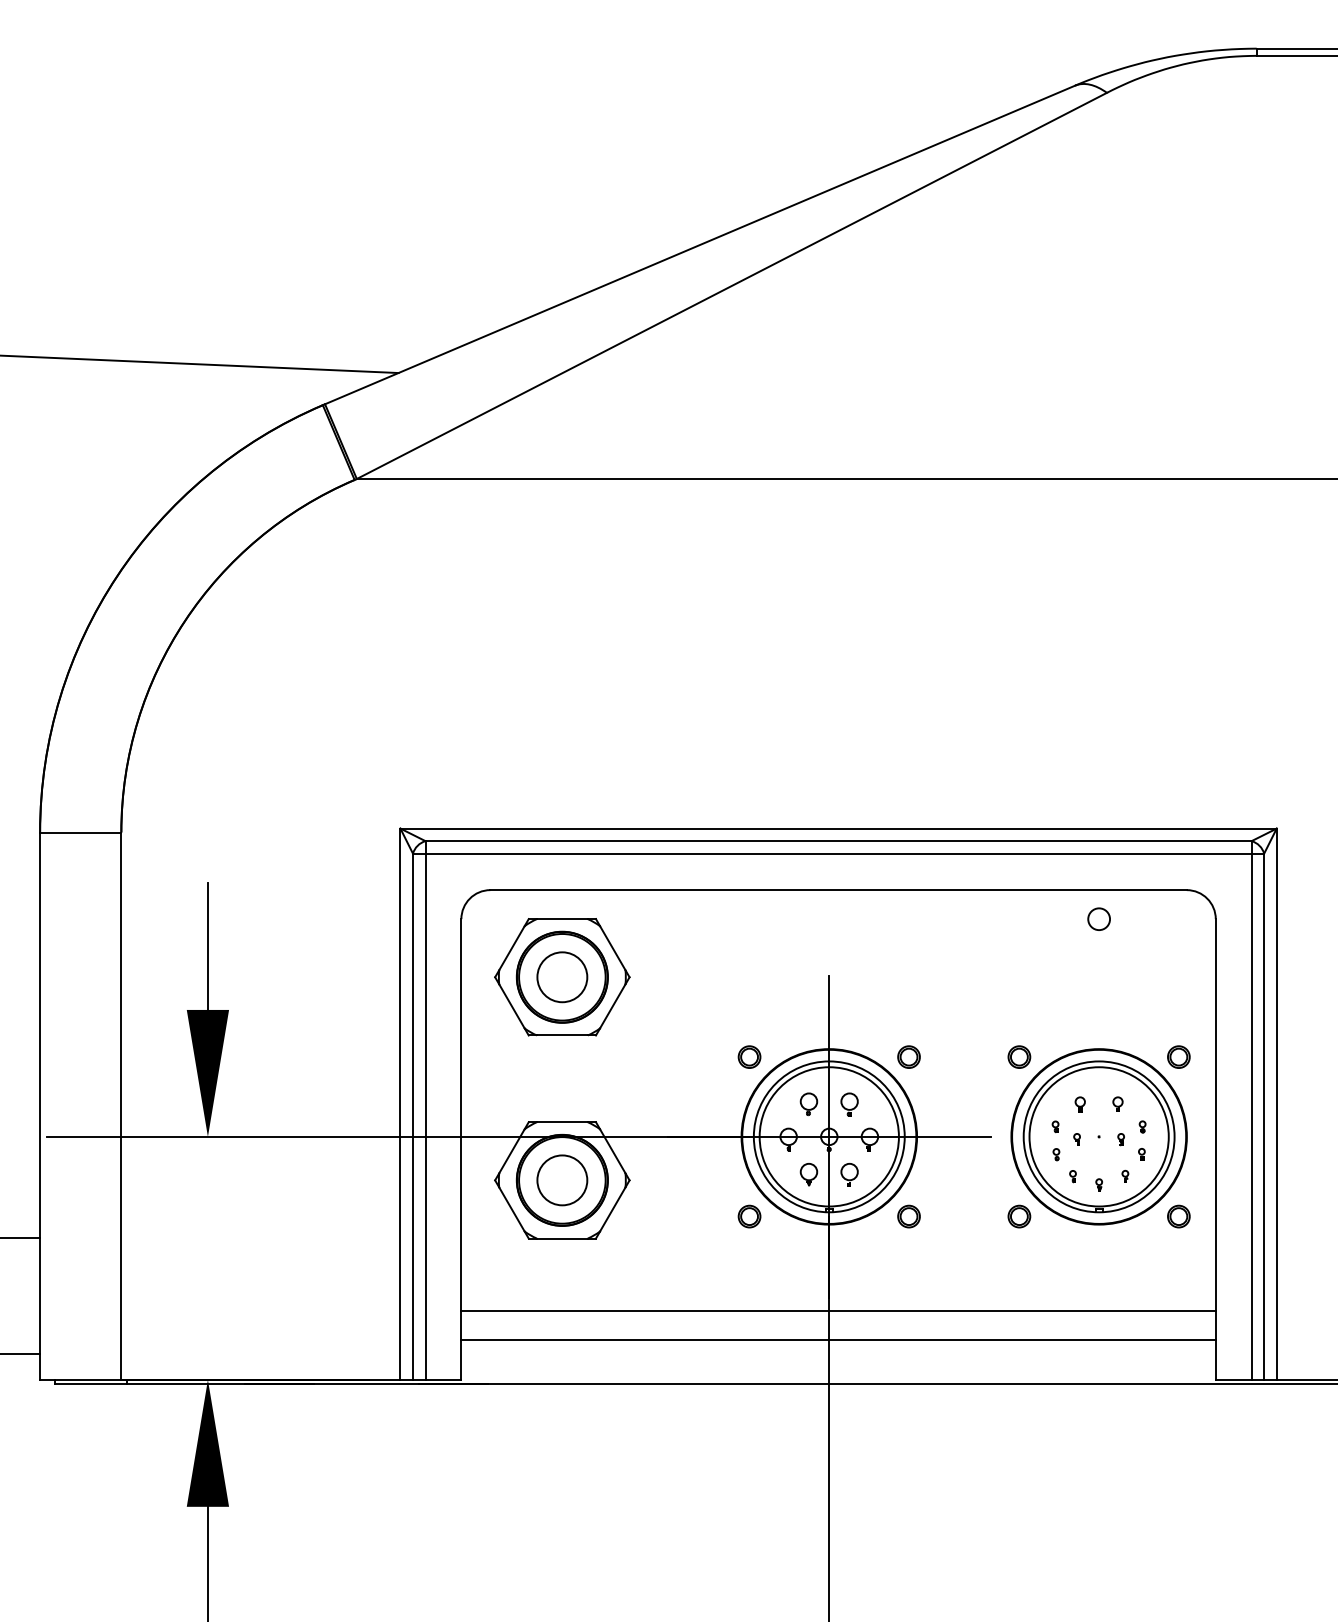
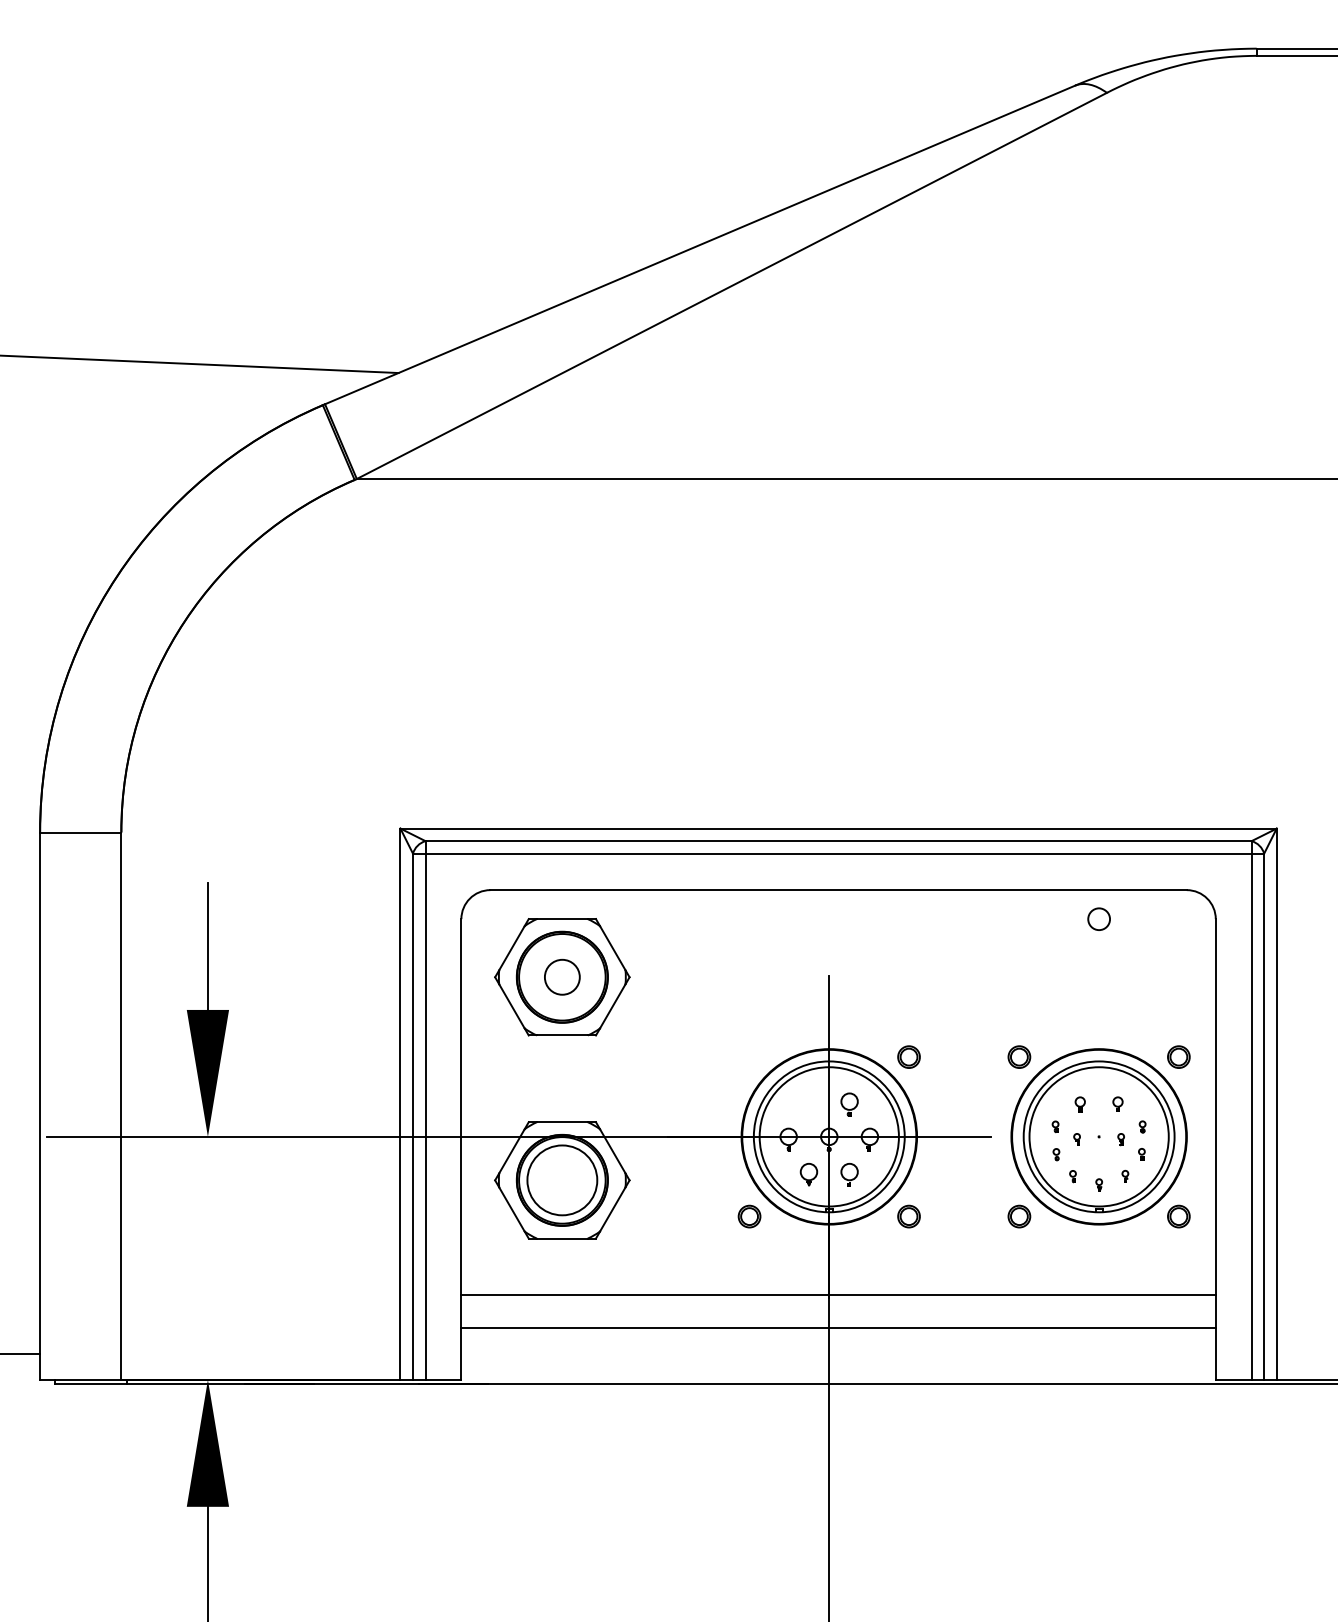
circle diameter: 50 px -> 35 px (561, 976)
part: present -> none (749, 1056)
part: present -> none (808, 1104)
circle diameter: 50 px -> 70 px (562, 1180)
line: present -> none (21, 1238)
line position: (838, 1310) -> (838, 1294) (838, 1294)
line position: (838, 1339) -> (838, 1327) (838, 1327)
